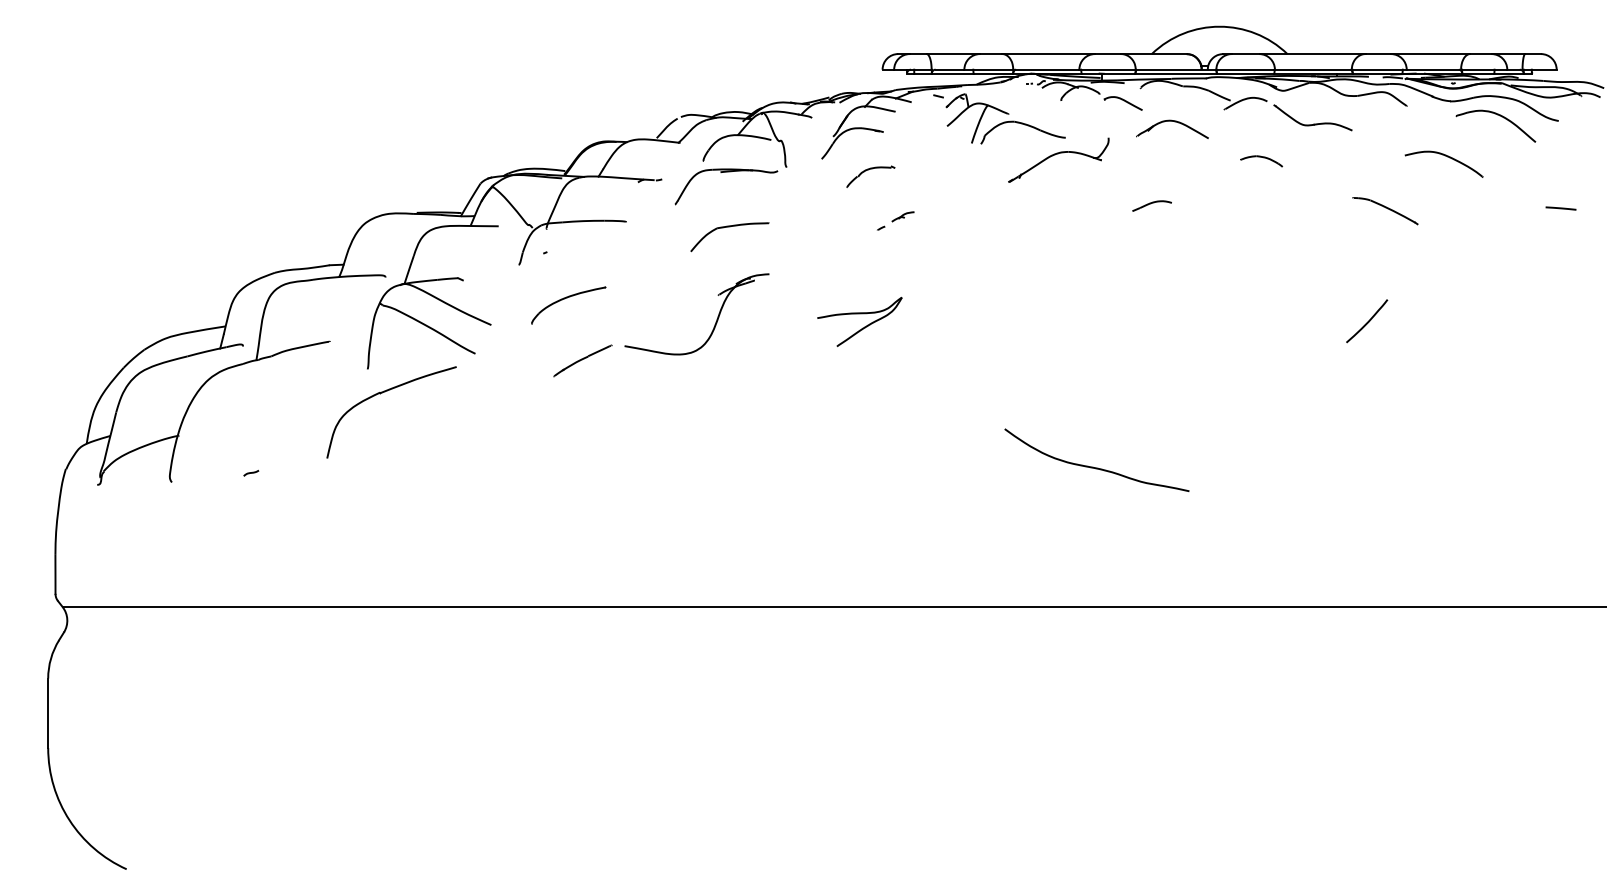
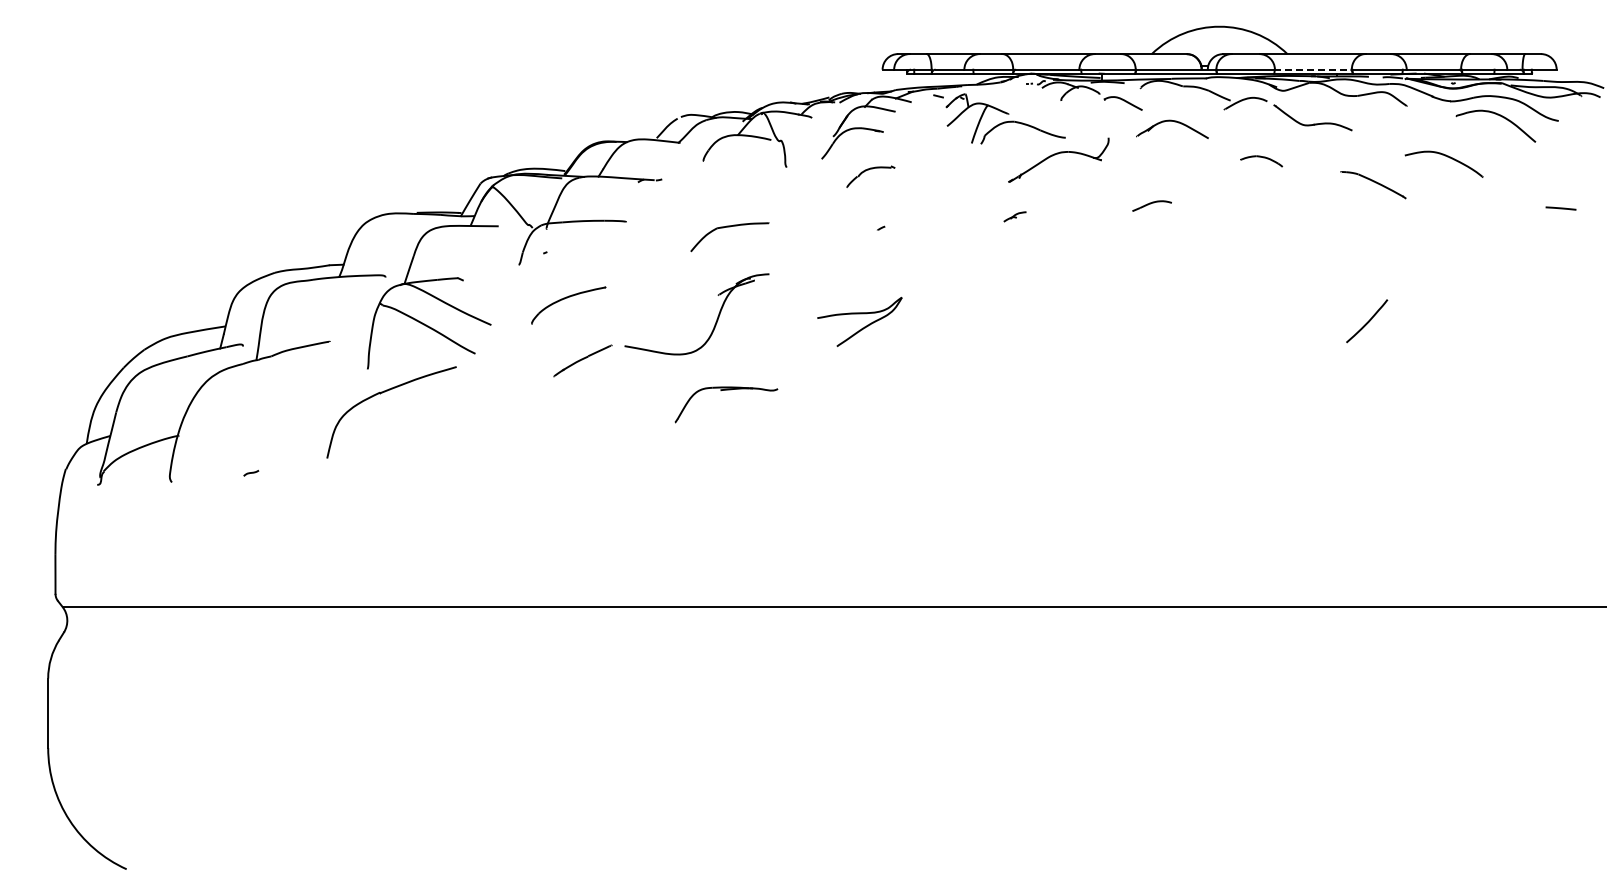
line: solid -> dashed (1312, 69)
part position: (726, 172) -> (726, 390) (726, 390)
part position: (1385, 211) -> (1373, 185) (1373, 185)
part position: (902, 216) -> (1014, 216) (1014, 216)
curve: present -> none (1093, 466)
